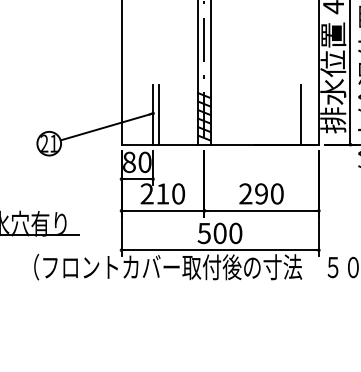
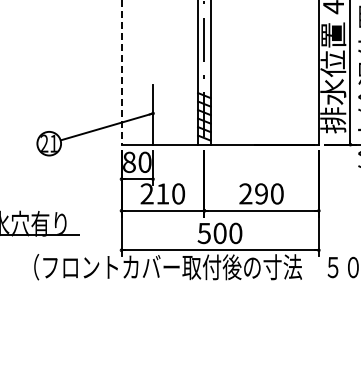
line: solid -> dashed (121, 72)
line: present -> none (159, 114)
line: present -> none (301, 114)
